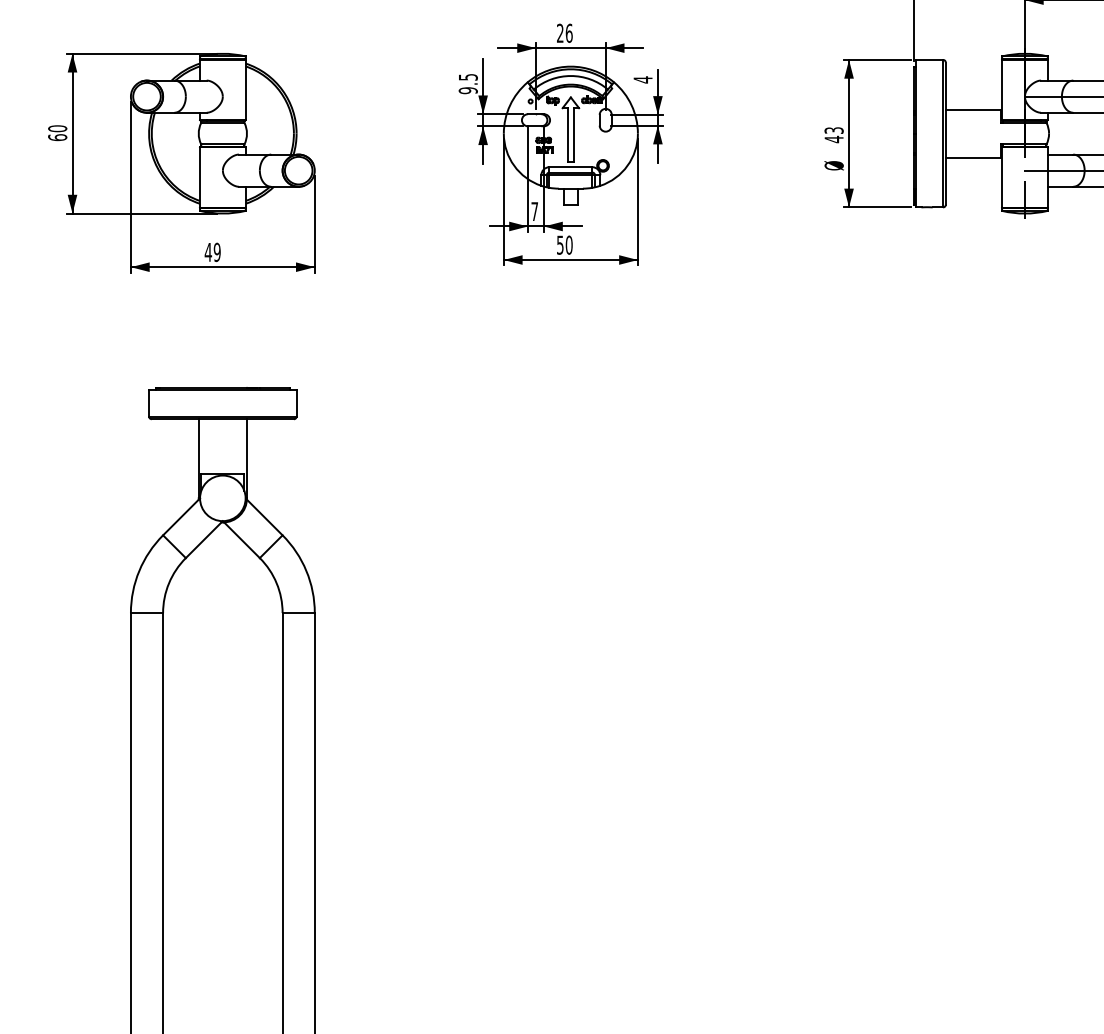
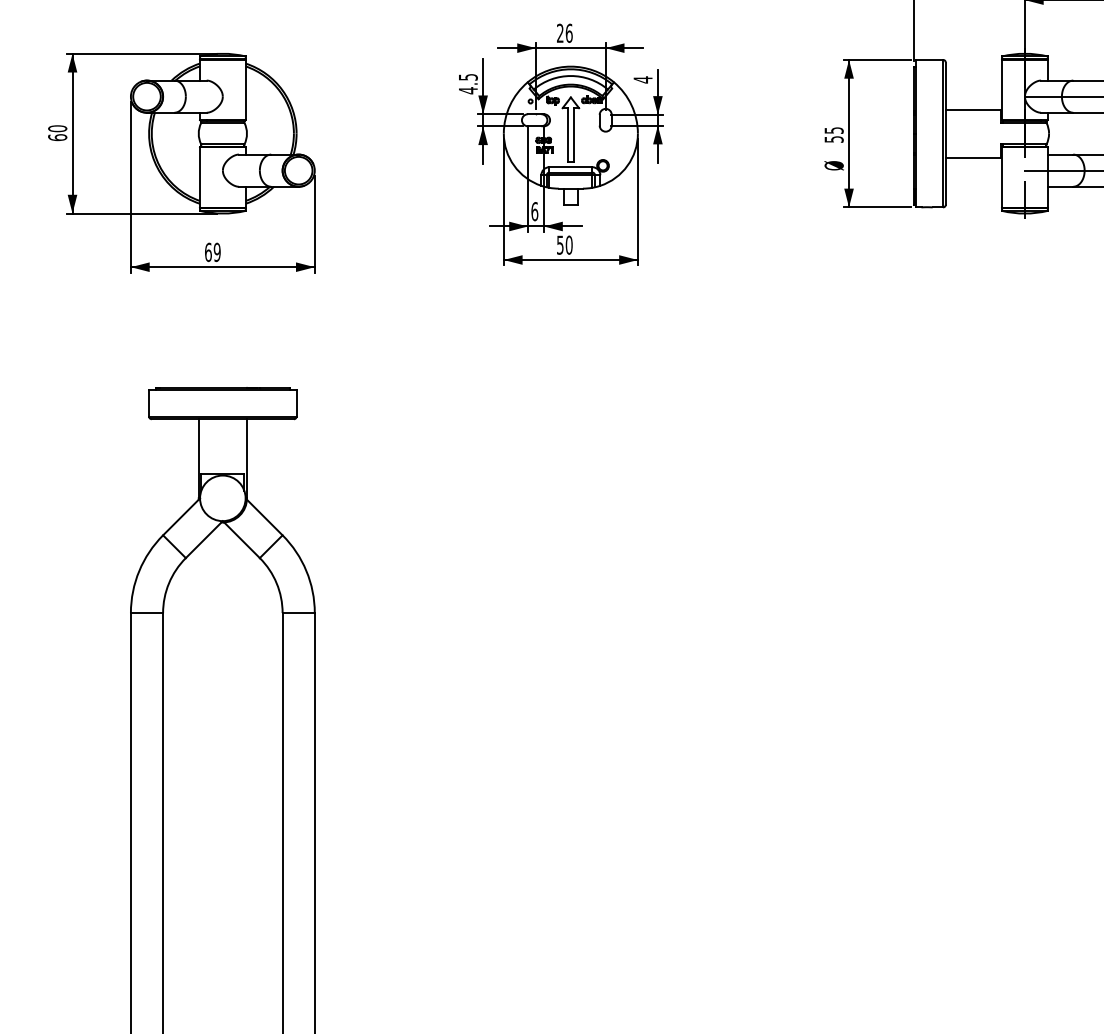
text: 9.5 -> 4.5 (467, 90)
text: 43 -> 55 (833, 135)
text: 7 -> 6 (534, 211)
text: 49 -> 69 (208, 252)
